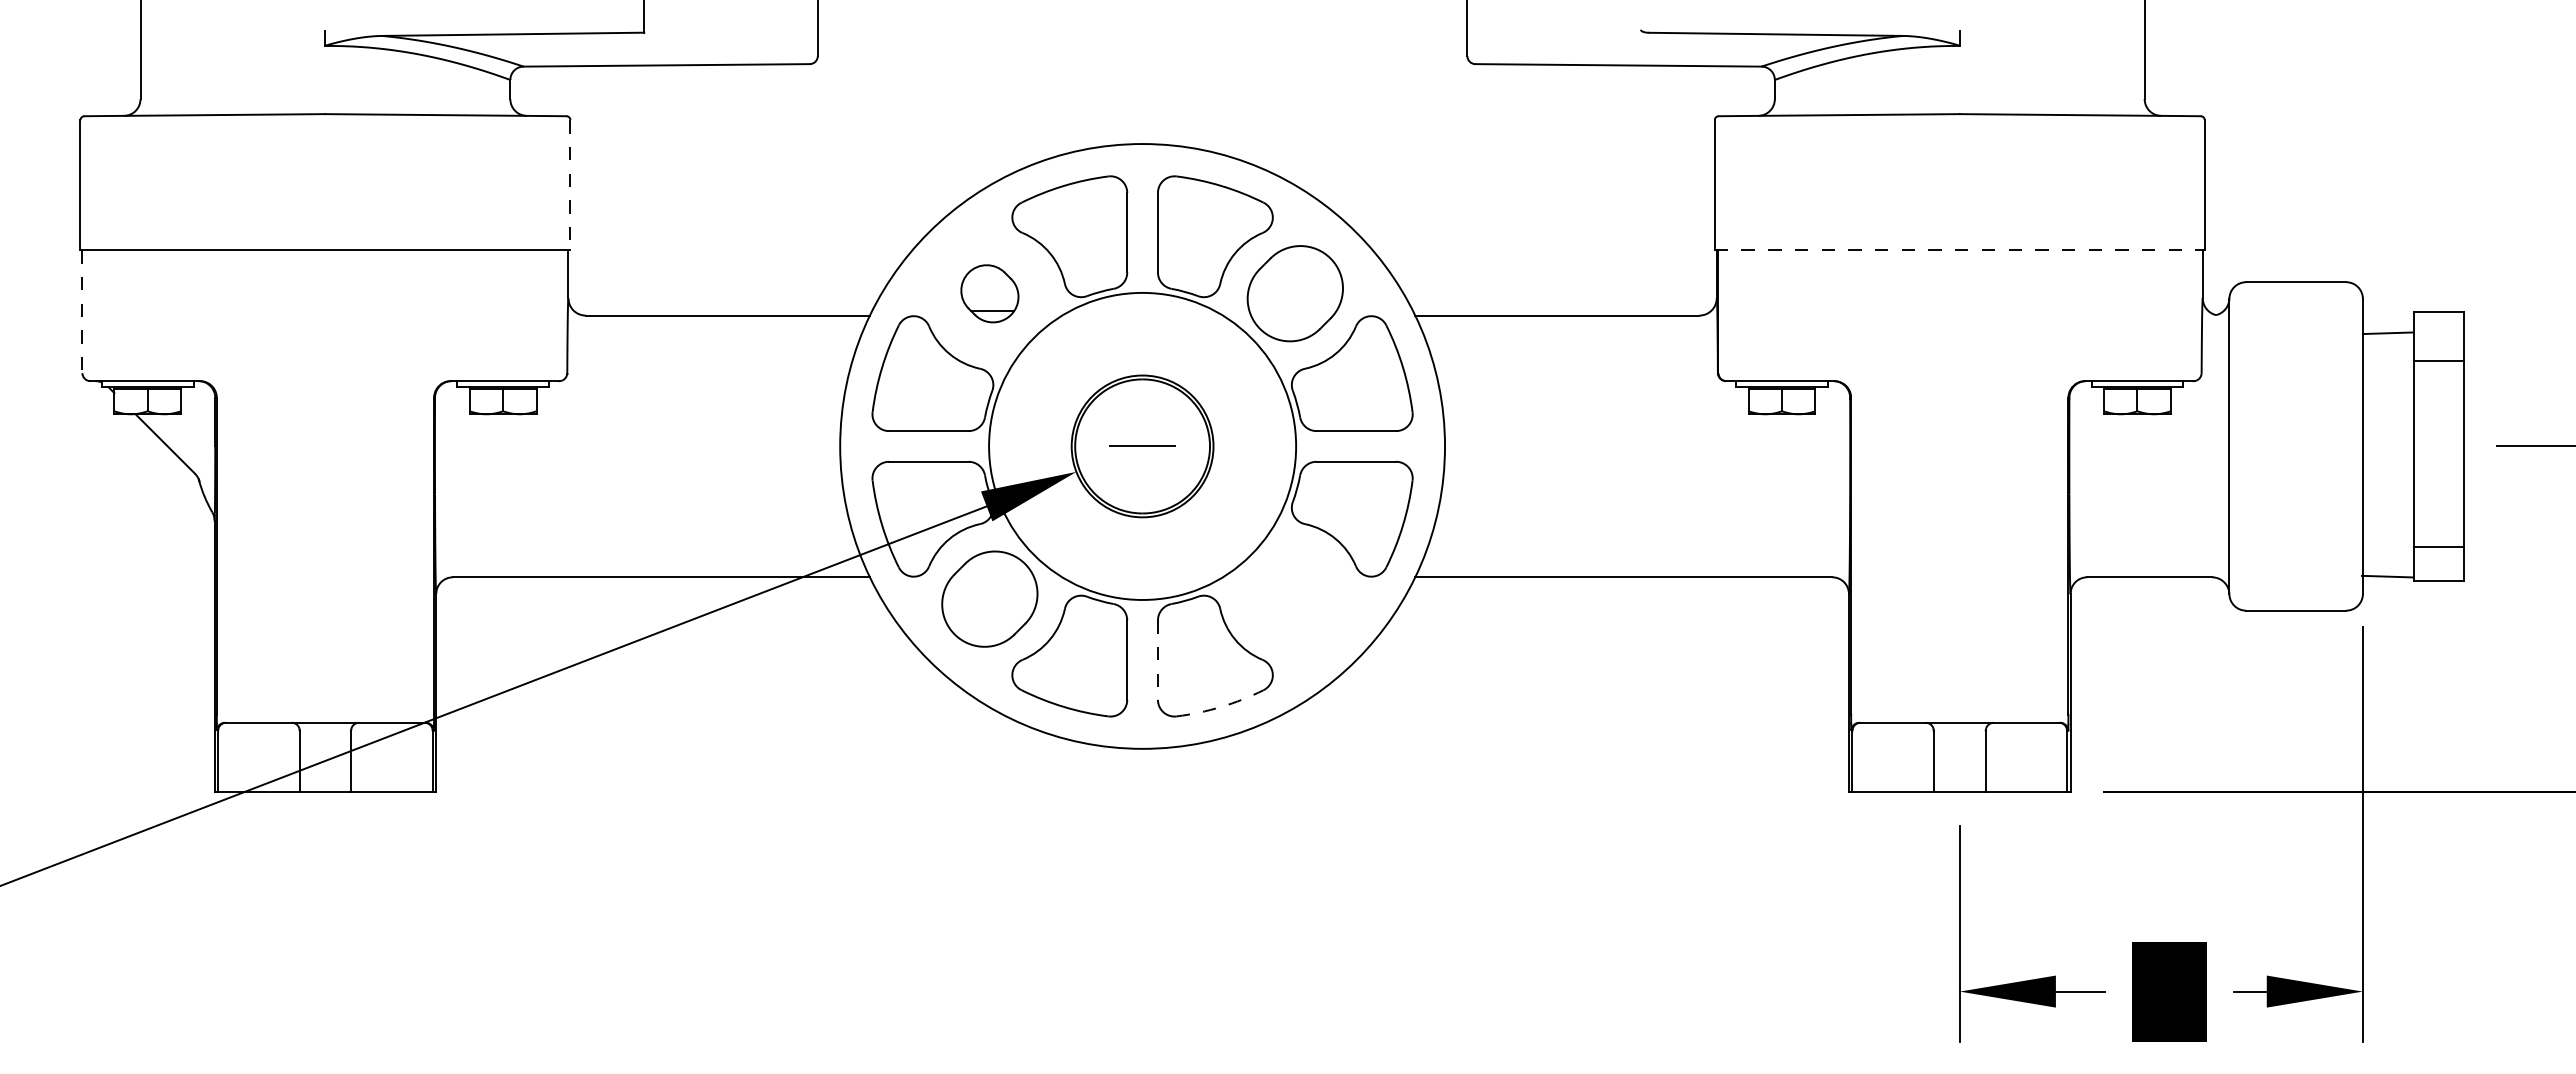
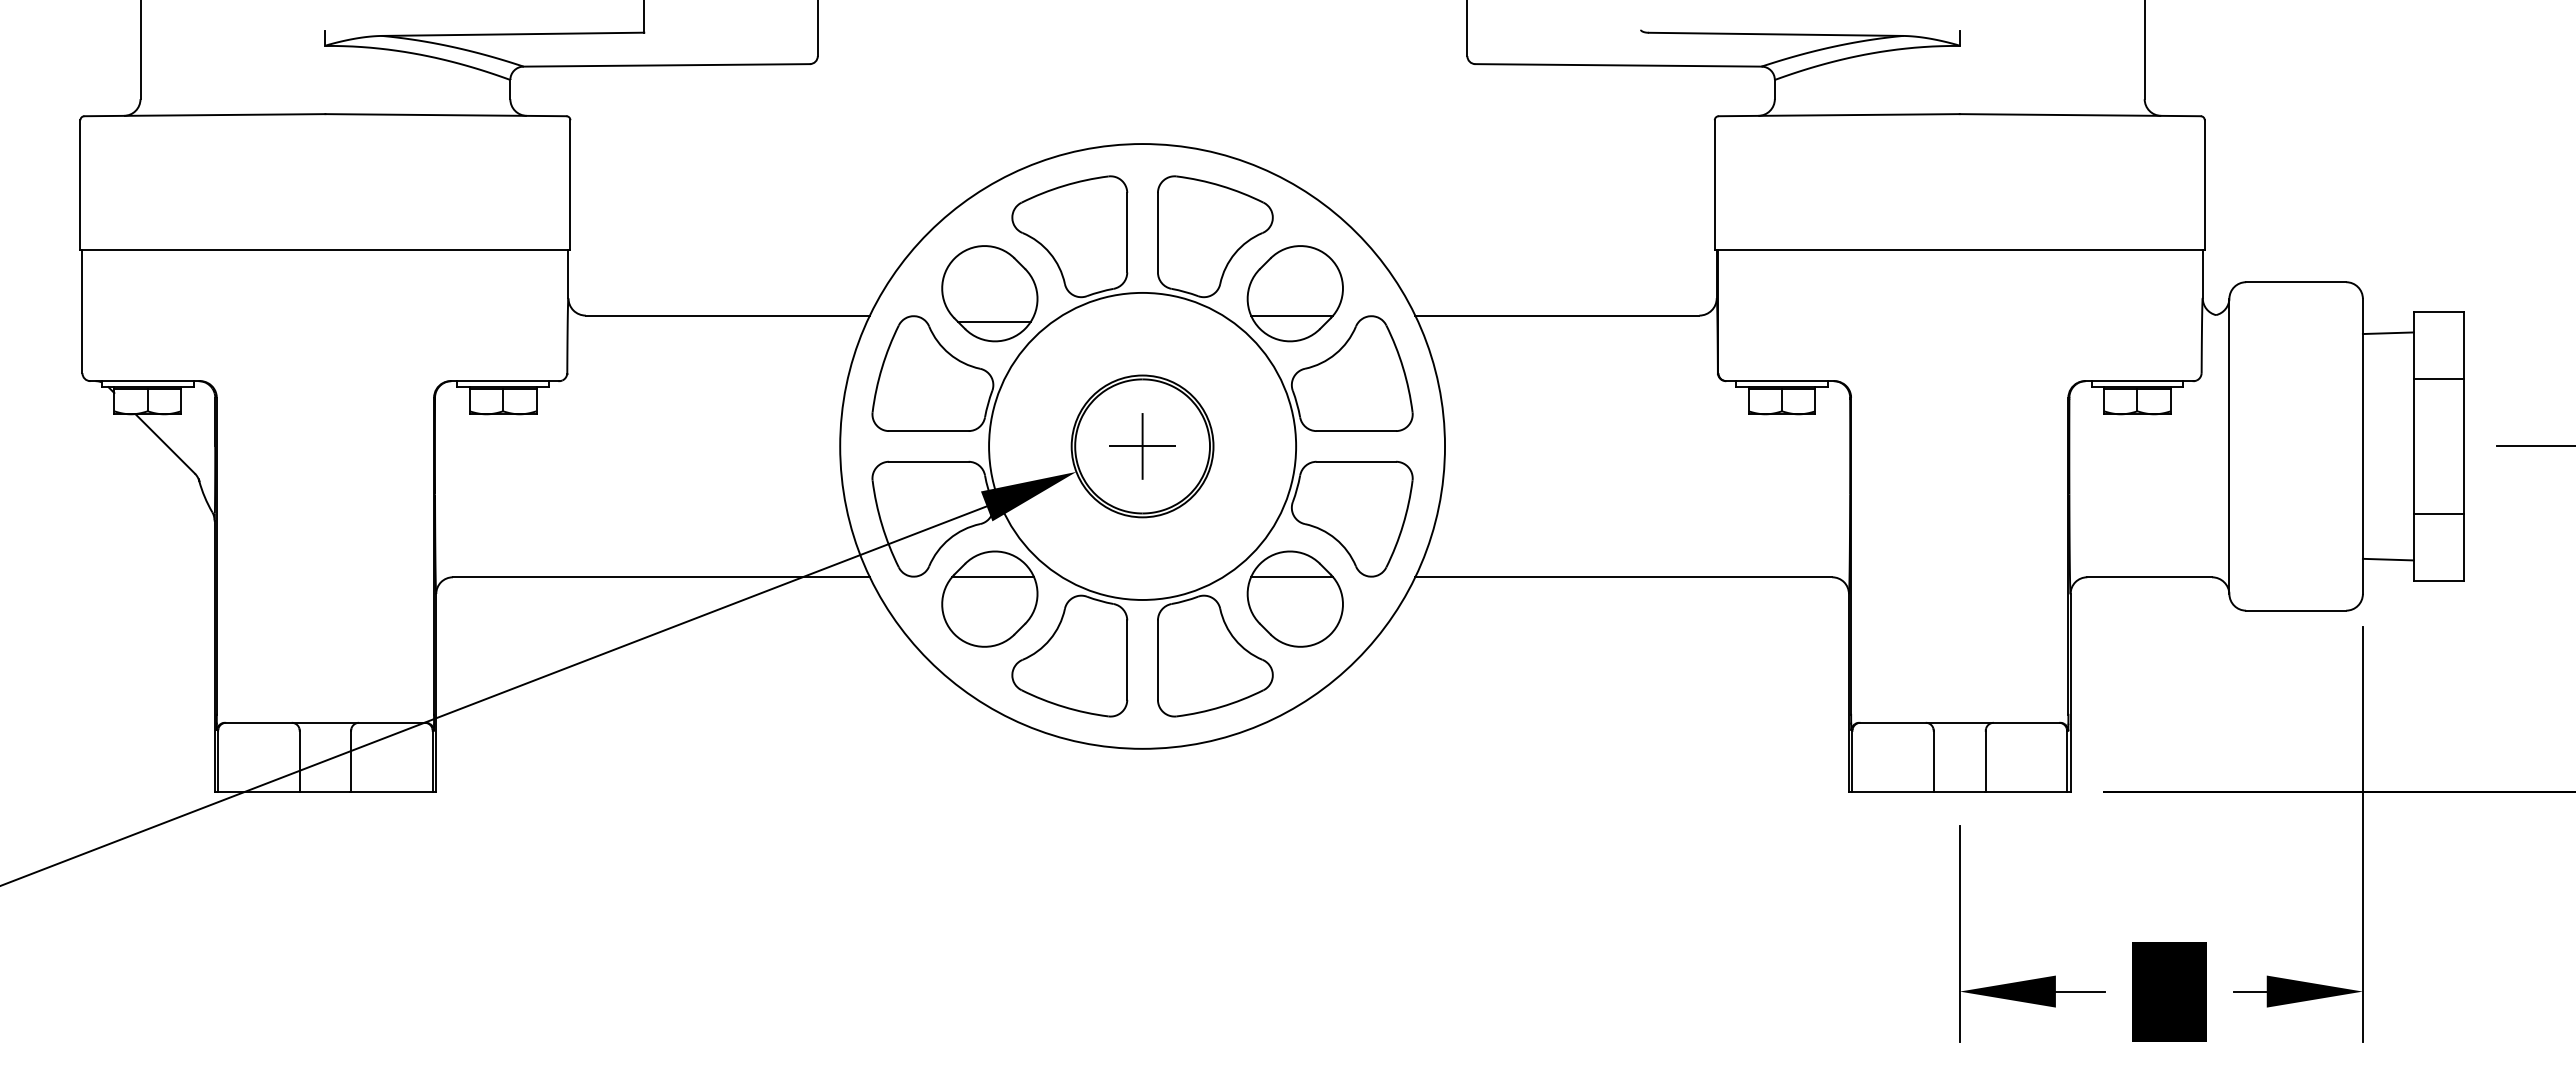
line: dashed -> solid (570, 185)
line: dashed -> solid (1959, 250)
part size: 60x60 px -> 98x98 px (989, 293)
line: dashed -> solid (82, 312)
line: none -> present (1292, 315)
line position: (2438, 360) -> (2438, 378) (2438, 378)
line: none -> present (1142, 446)
line position: (2438, 546) -> (2438, 513) (2438, 513)
line position: (2386, 576) -> (2387, 559) (2387, 559)
line: none -> present (993, 577)
part: none -> present (1294, 598)
line: dashed -> solid (1157, 660)
arc: dashed -> solid (1221, 706)
